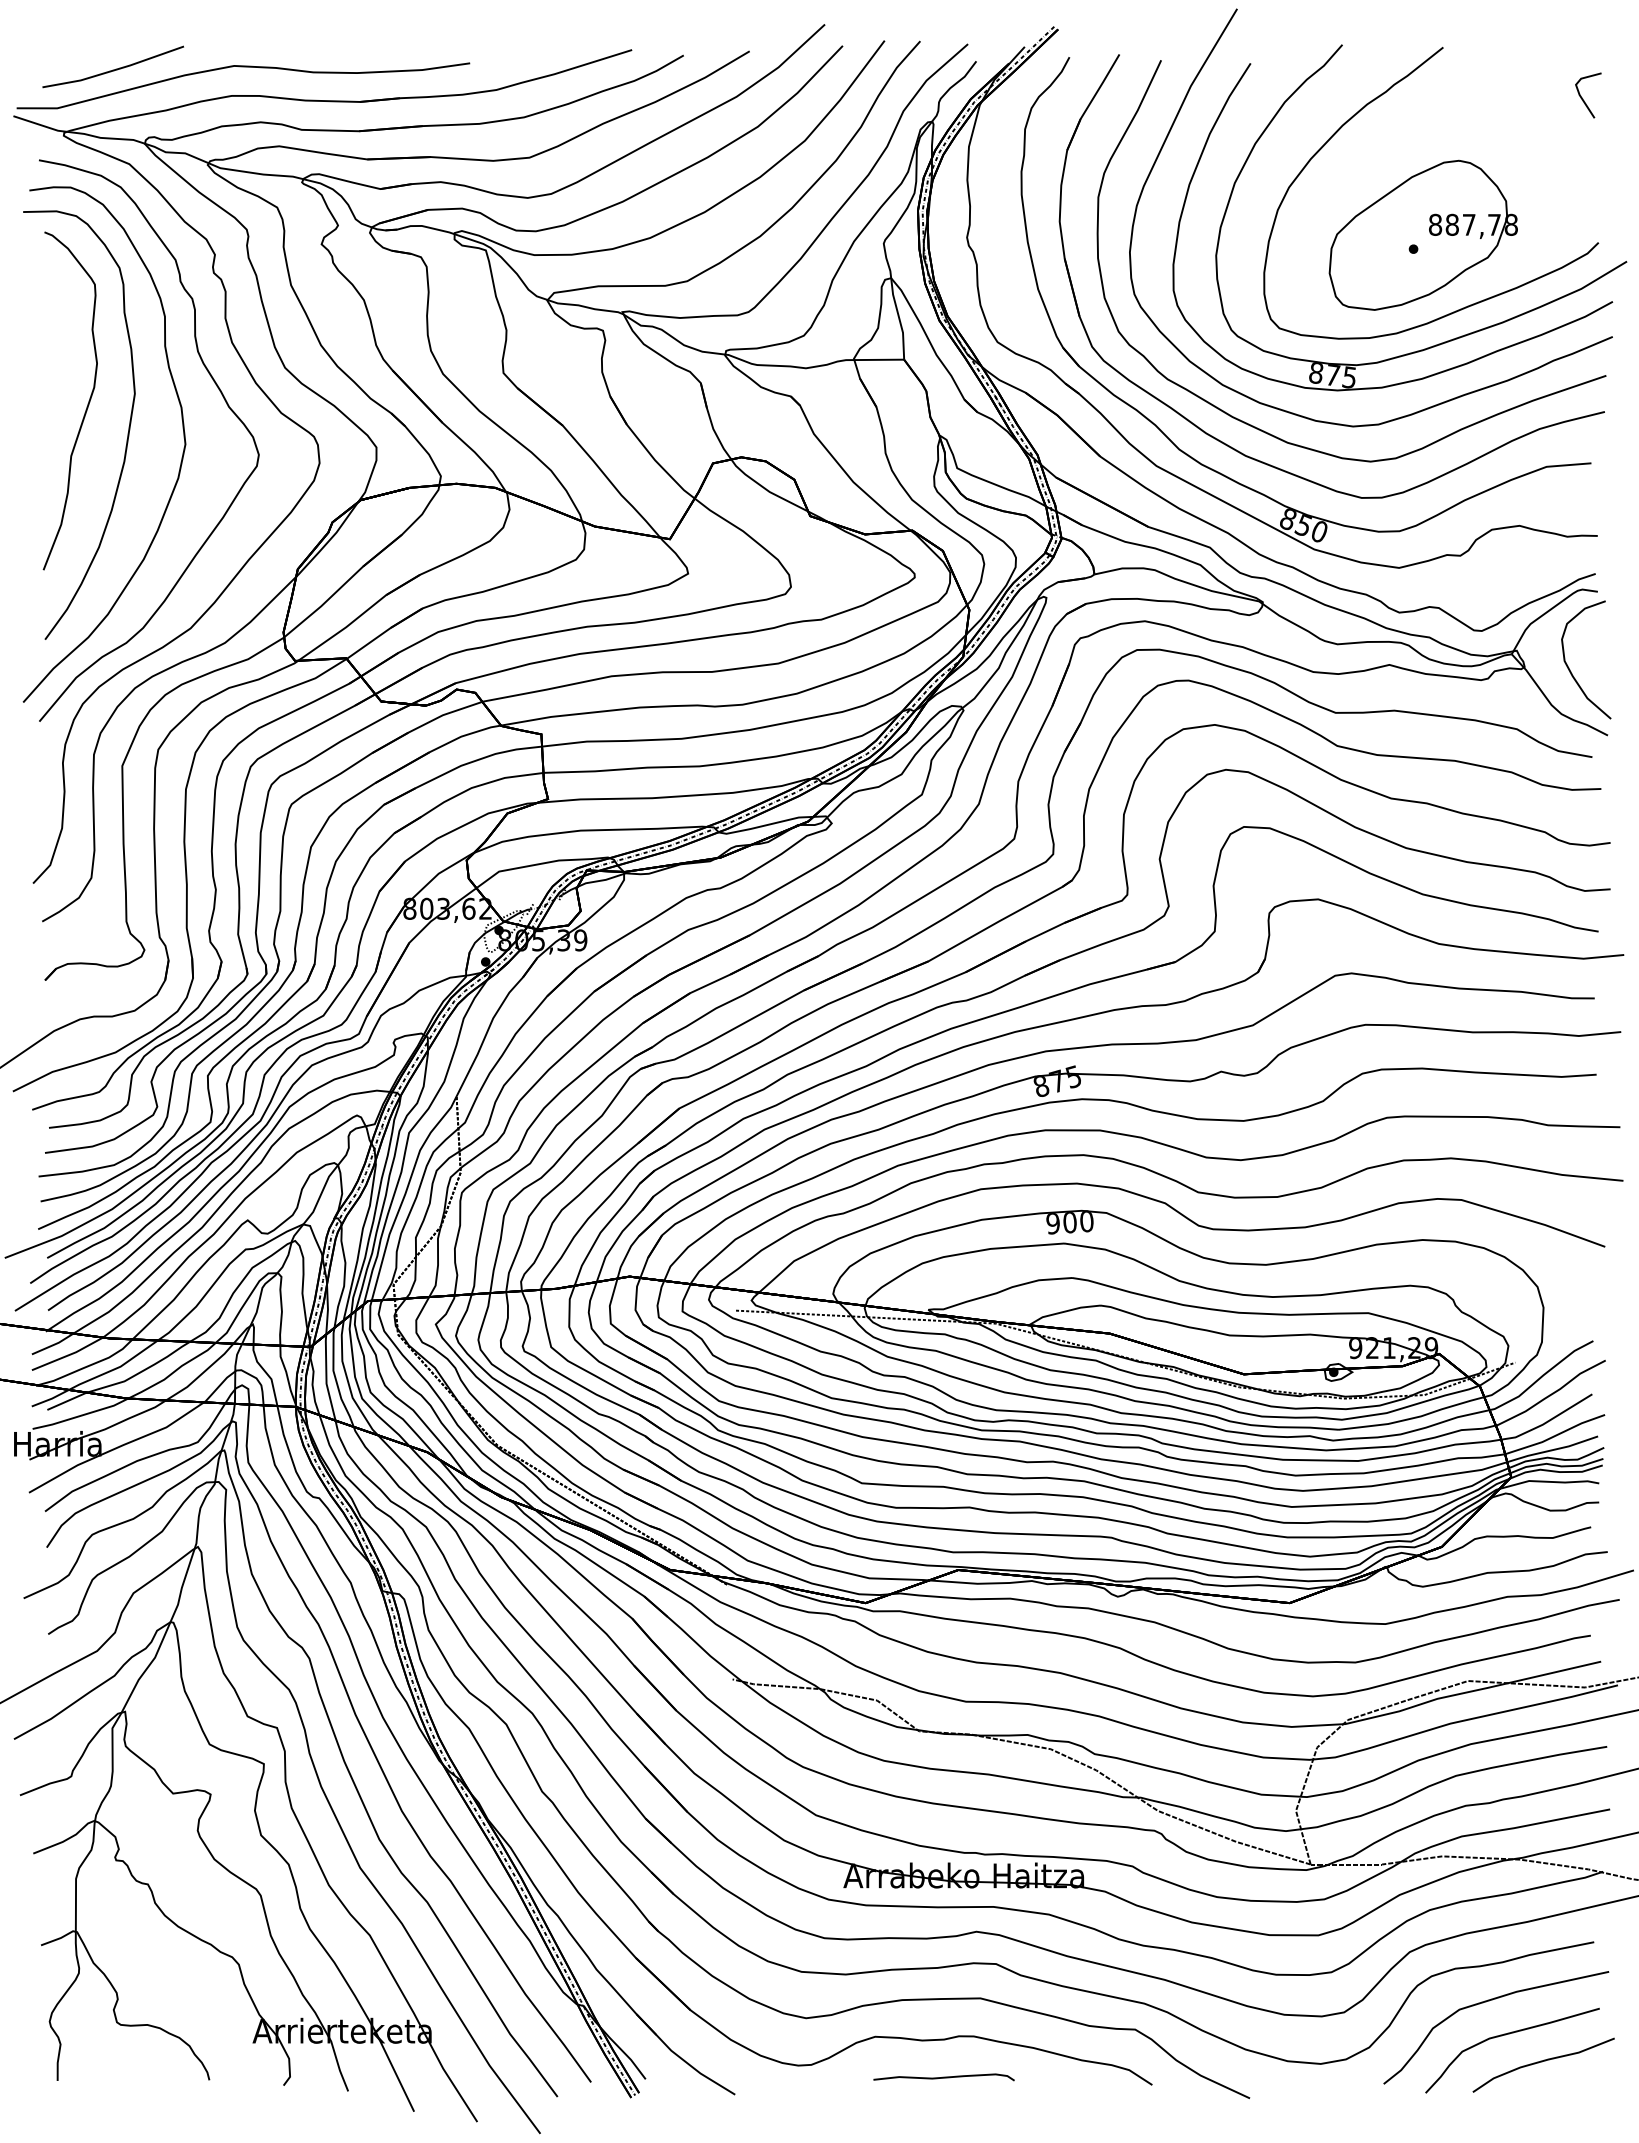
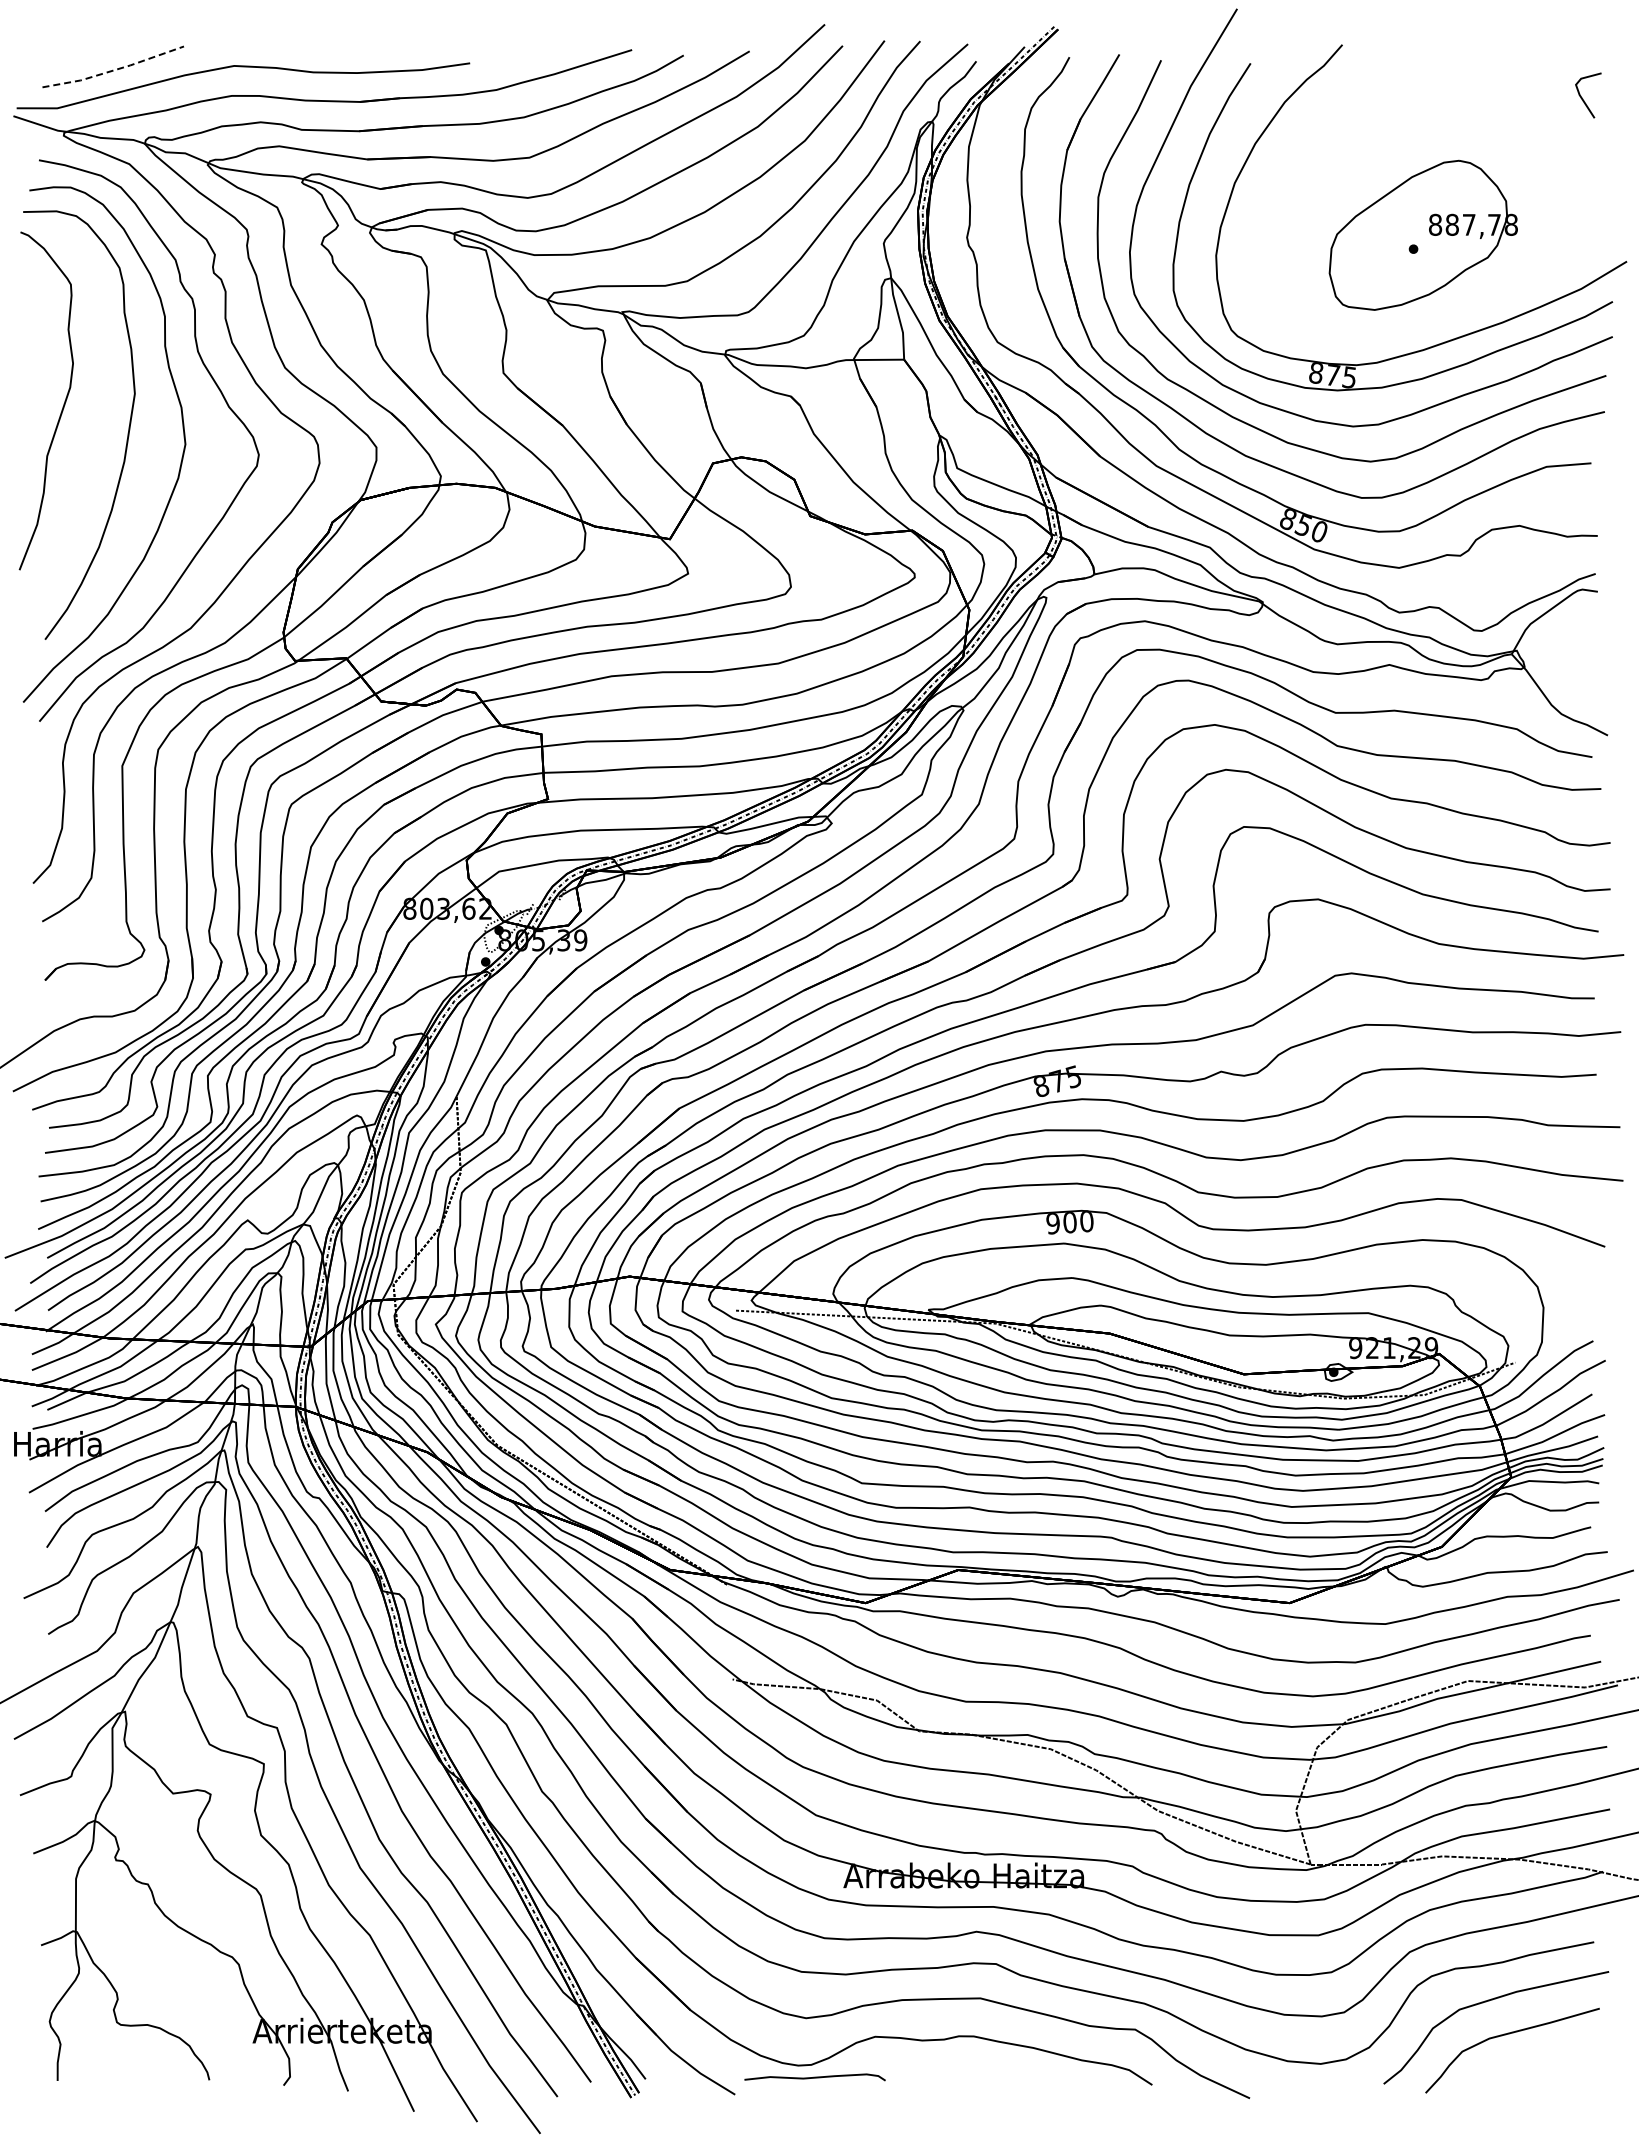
line: solid -> dashed (114, 70)
curve: present -> none (1364, 108)
curve position: (86, 406) -> (62, 406) (62, 406)
curve: present -> none (1569, 667)
curve: present -> none (1542, 2062)
curve position: (943, 2077) -> (814, 2077) (814, 2077)
